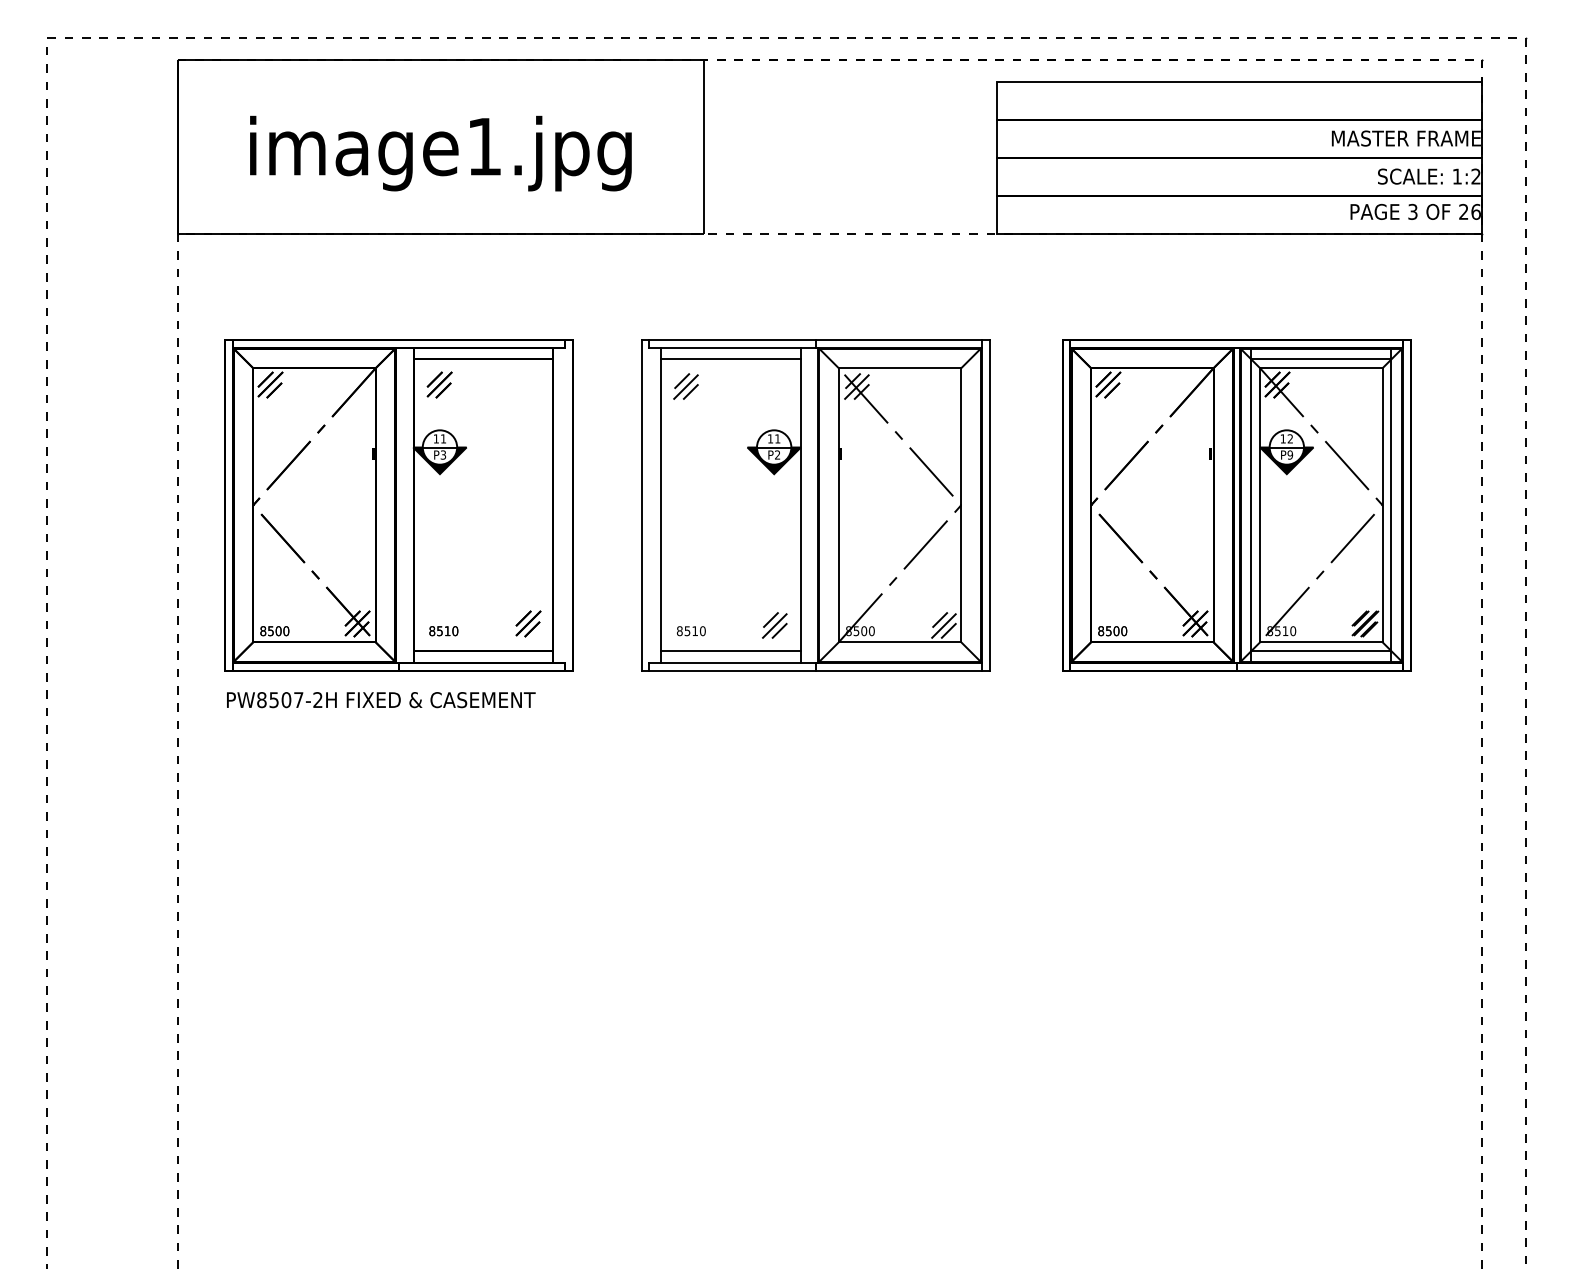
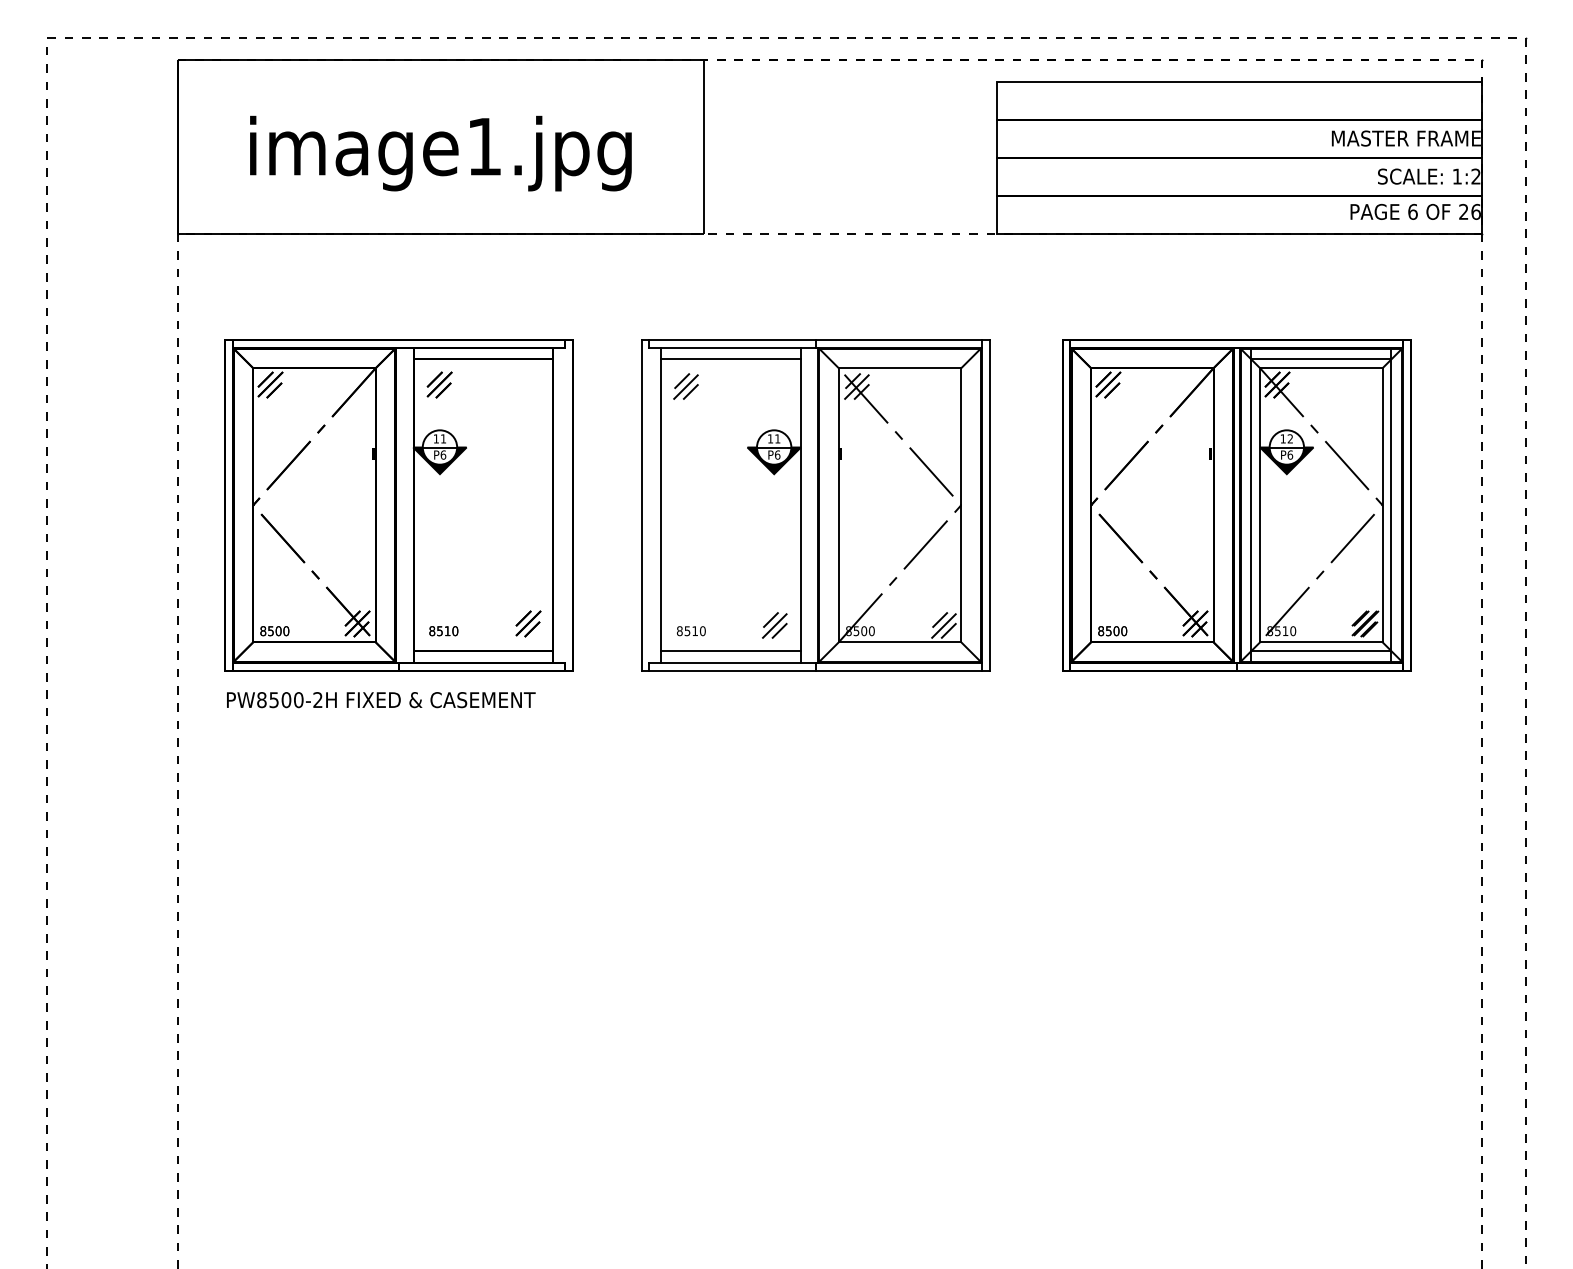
text: 3 -> 6 (1412, 211)
text: P3 -> P6 (443, 454)
text: P2 -> P6 (777, 454)
text: P9 -> P6 (1290, 454)
text: PW8507-2H -> PW8500-2H (298, 700)
